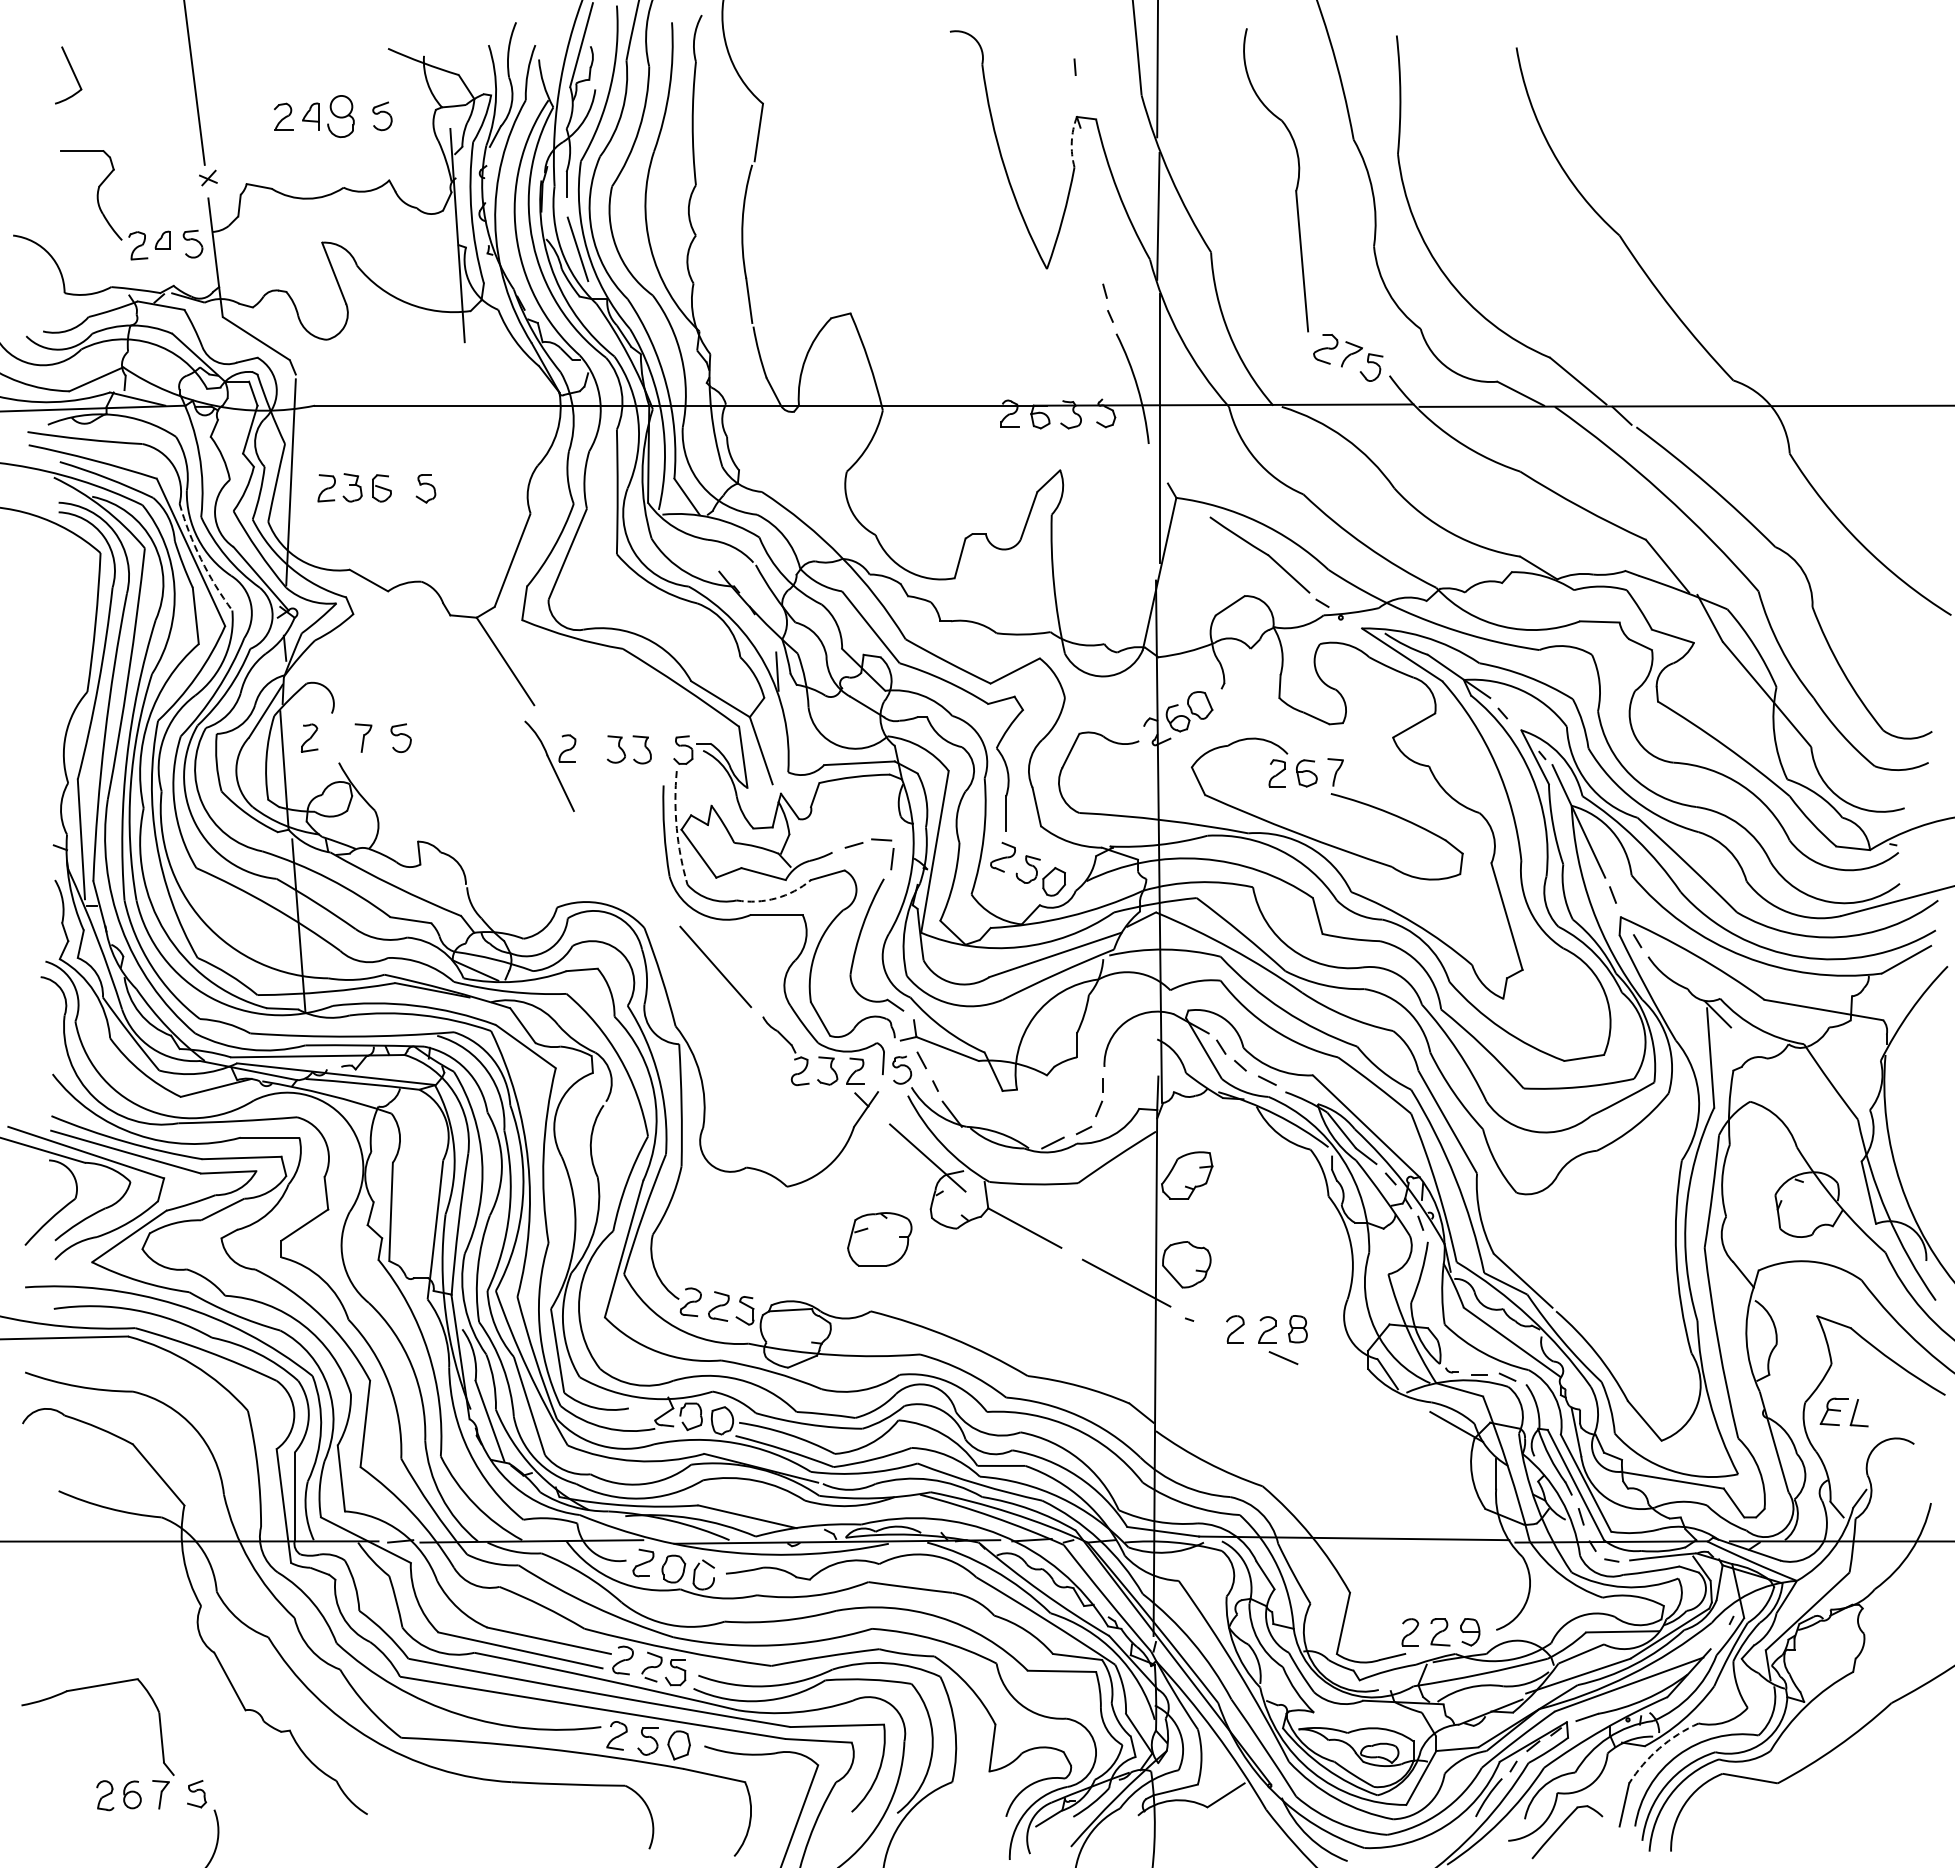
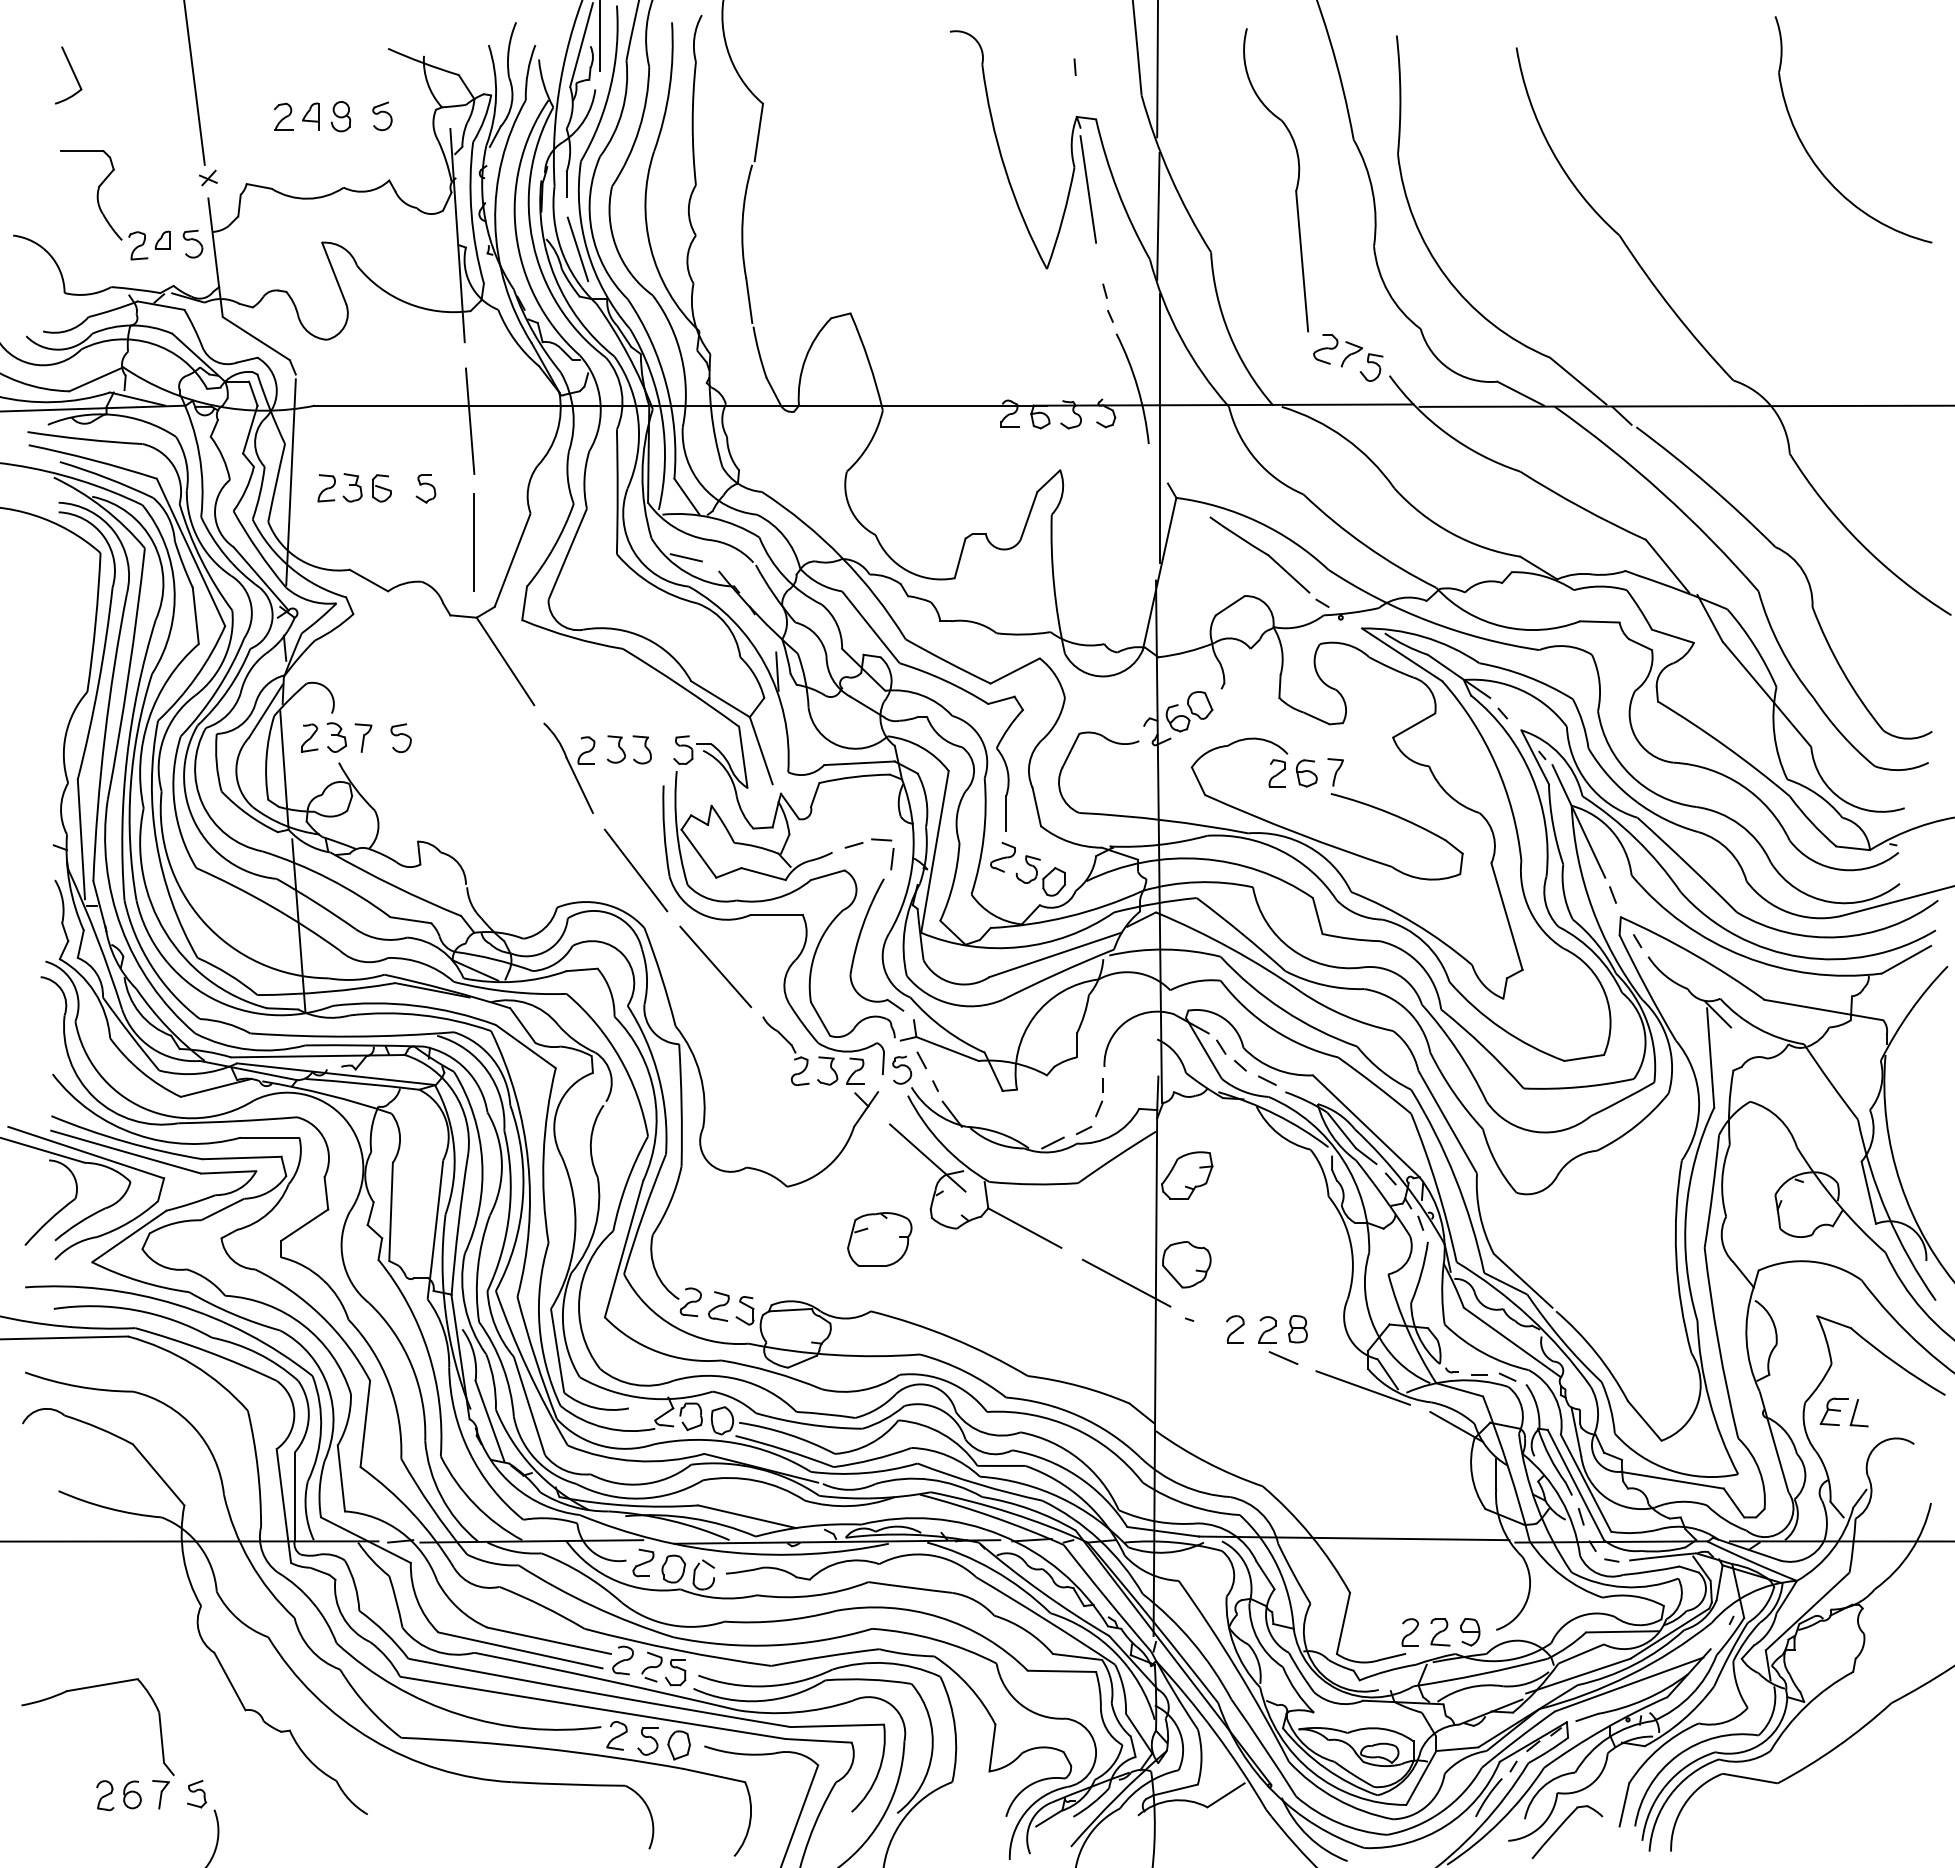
line: none -> present (600, 36)
part size: 28x43 px -> 22x32 px (340, 116)
arc: dashed -> solid (1071, 141)
part: none -> present (1812, 158)
line: none -> present (1088, 189)
line: none -> present (469, 420)
line: none -> present (474, 542)
line: none -> present (685, 557)
arc: dashed -> solid (201, 559)
part: none -> present (336, 737)
part position: (550, 765) -> (569, 767) (569, 767)
arc: dashed -> solid (676, 828)
line: none -> present (635, 870)
arc: dashed -> solid (776, 898)
line: none -> present (1362, 1387)
arc: dashed -> solid (1659, 1748)
